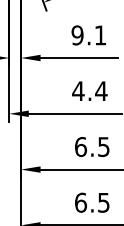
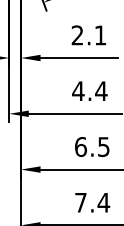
text: 9.1 -> 2.1 (77, 35)
text: 6.5 -> 7.4 (92, 202)
